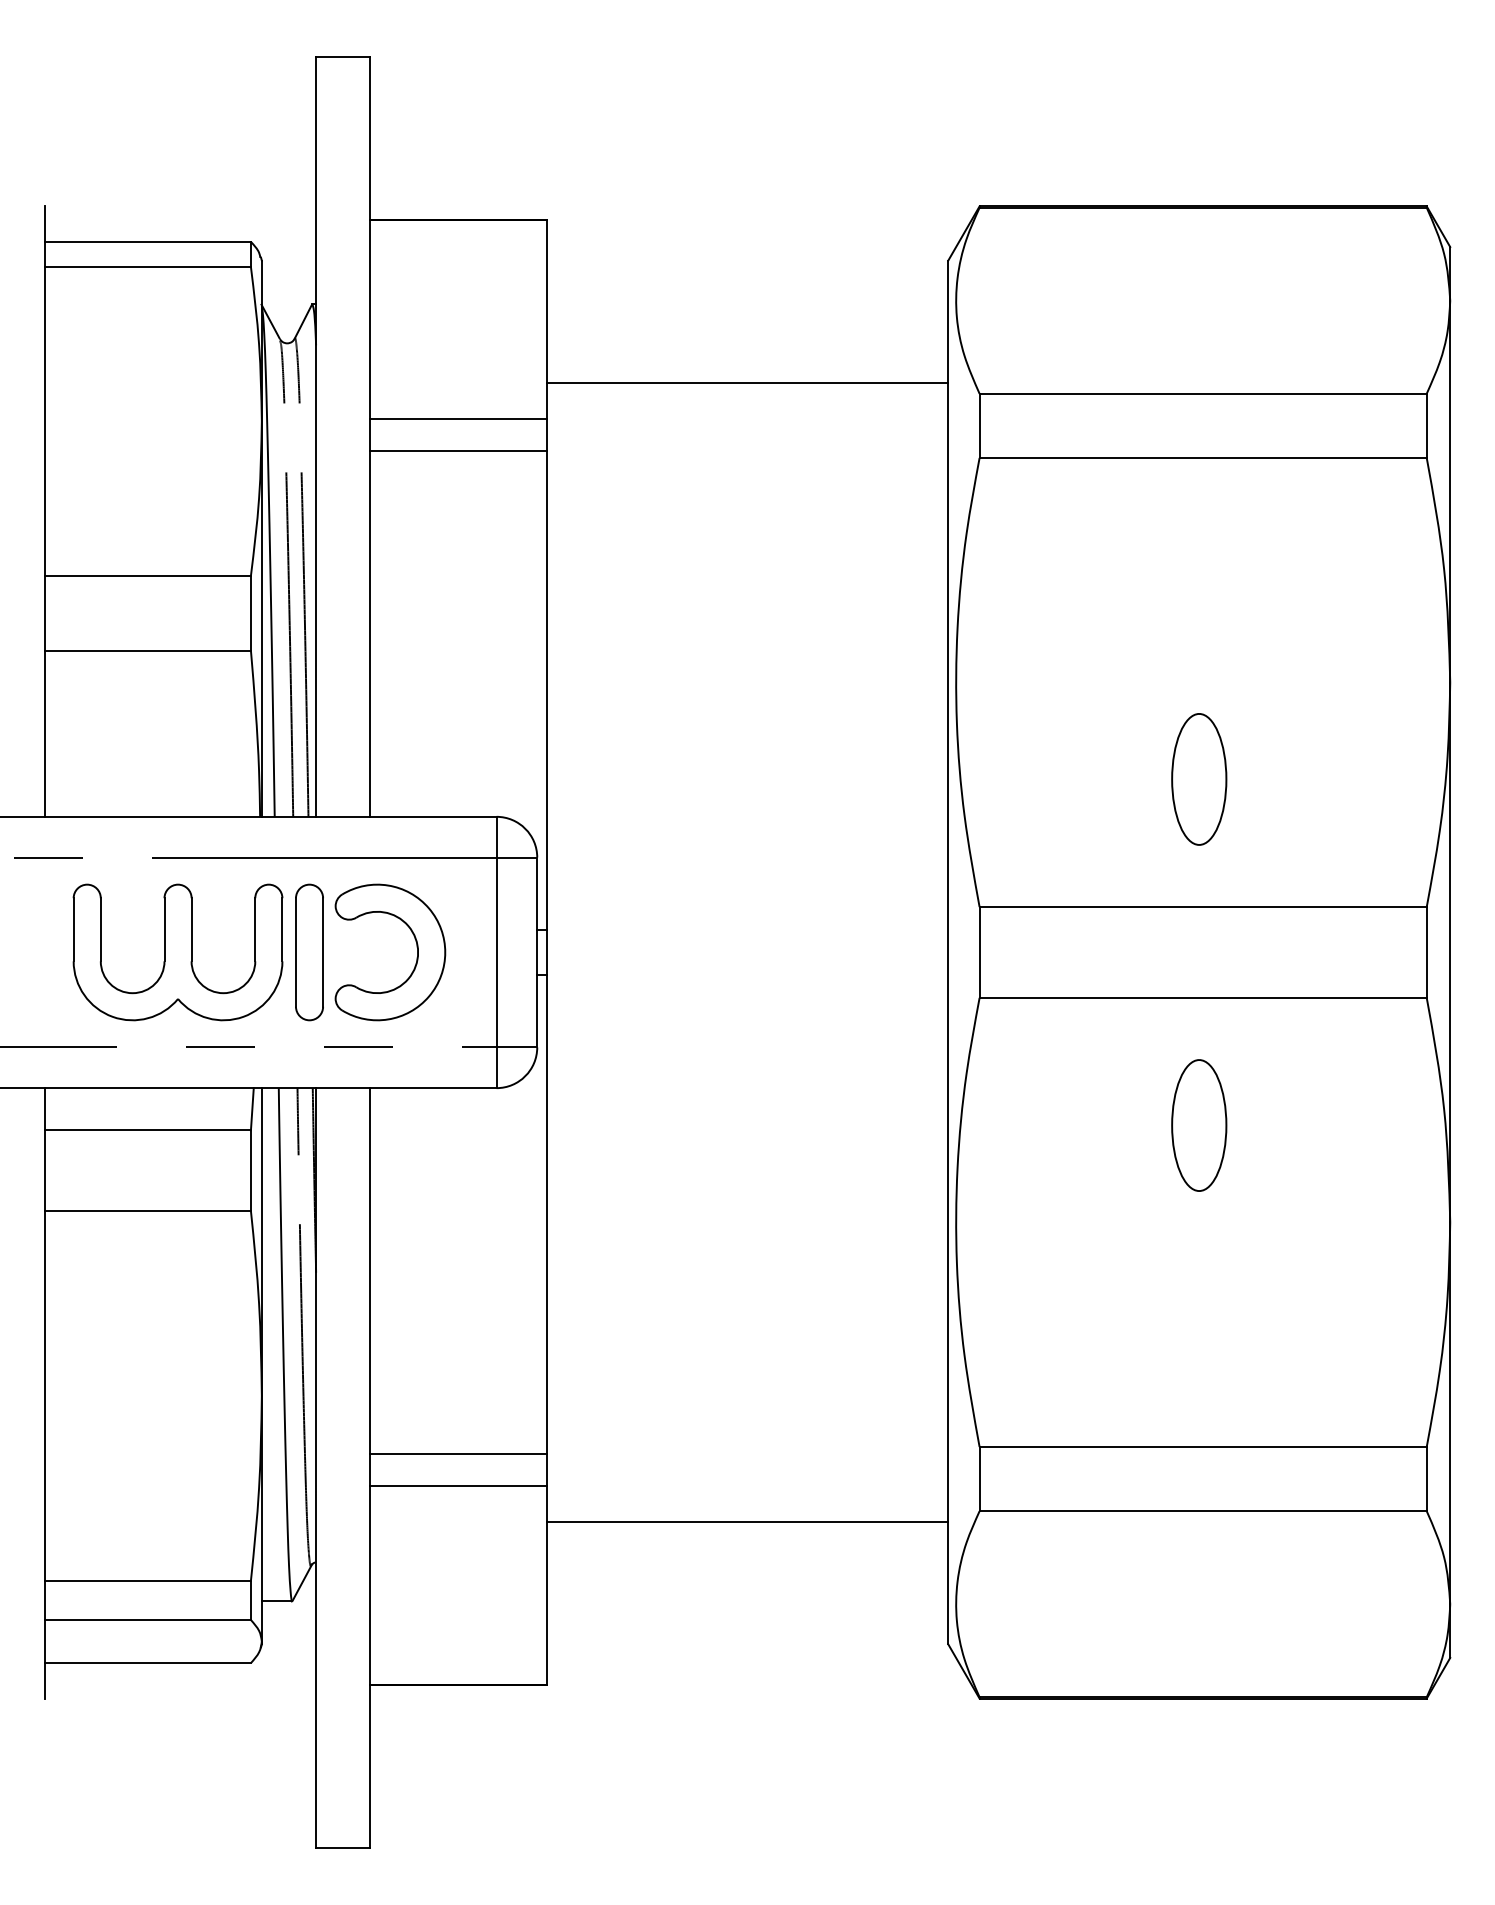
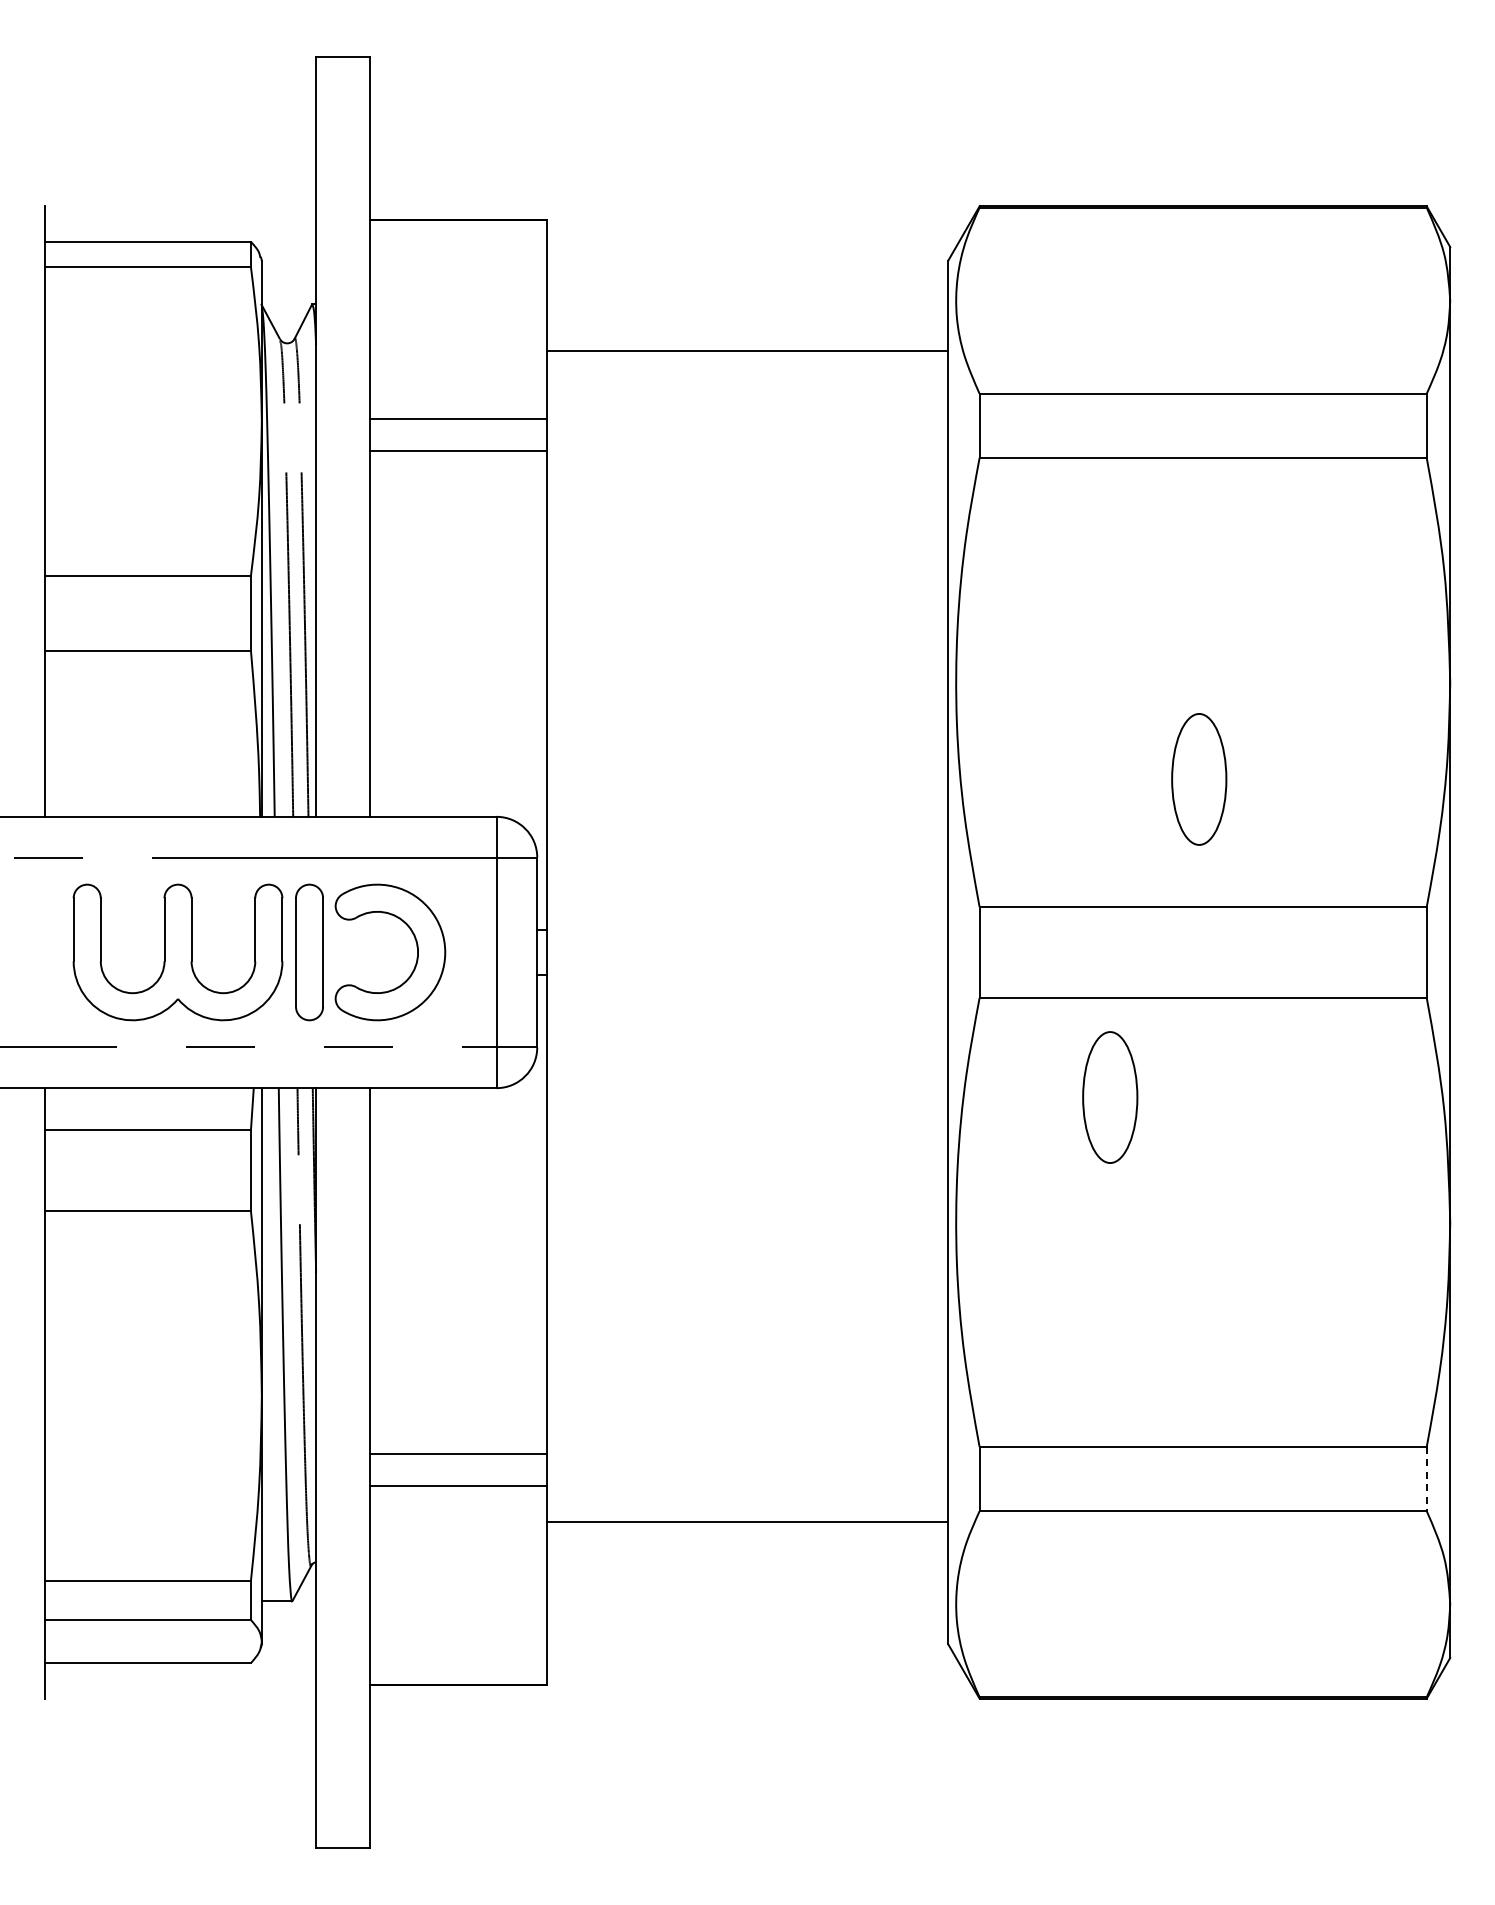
line position: (747, 382) -> (747, 350) (747, 350)
part position: (1199, 1125) -> (1110, 1097) (1110, 1097)
line: solid -> dashed (1426, 1479)
